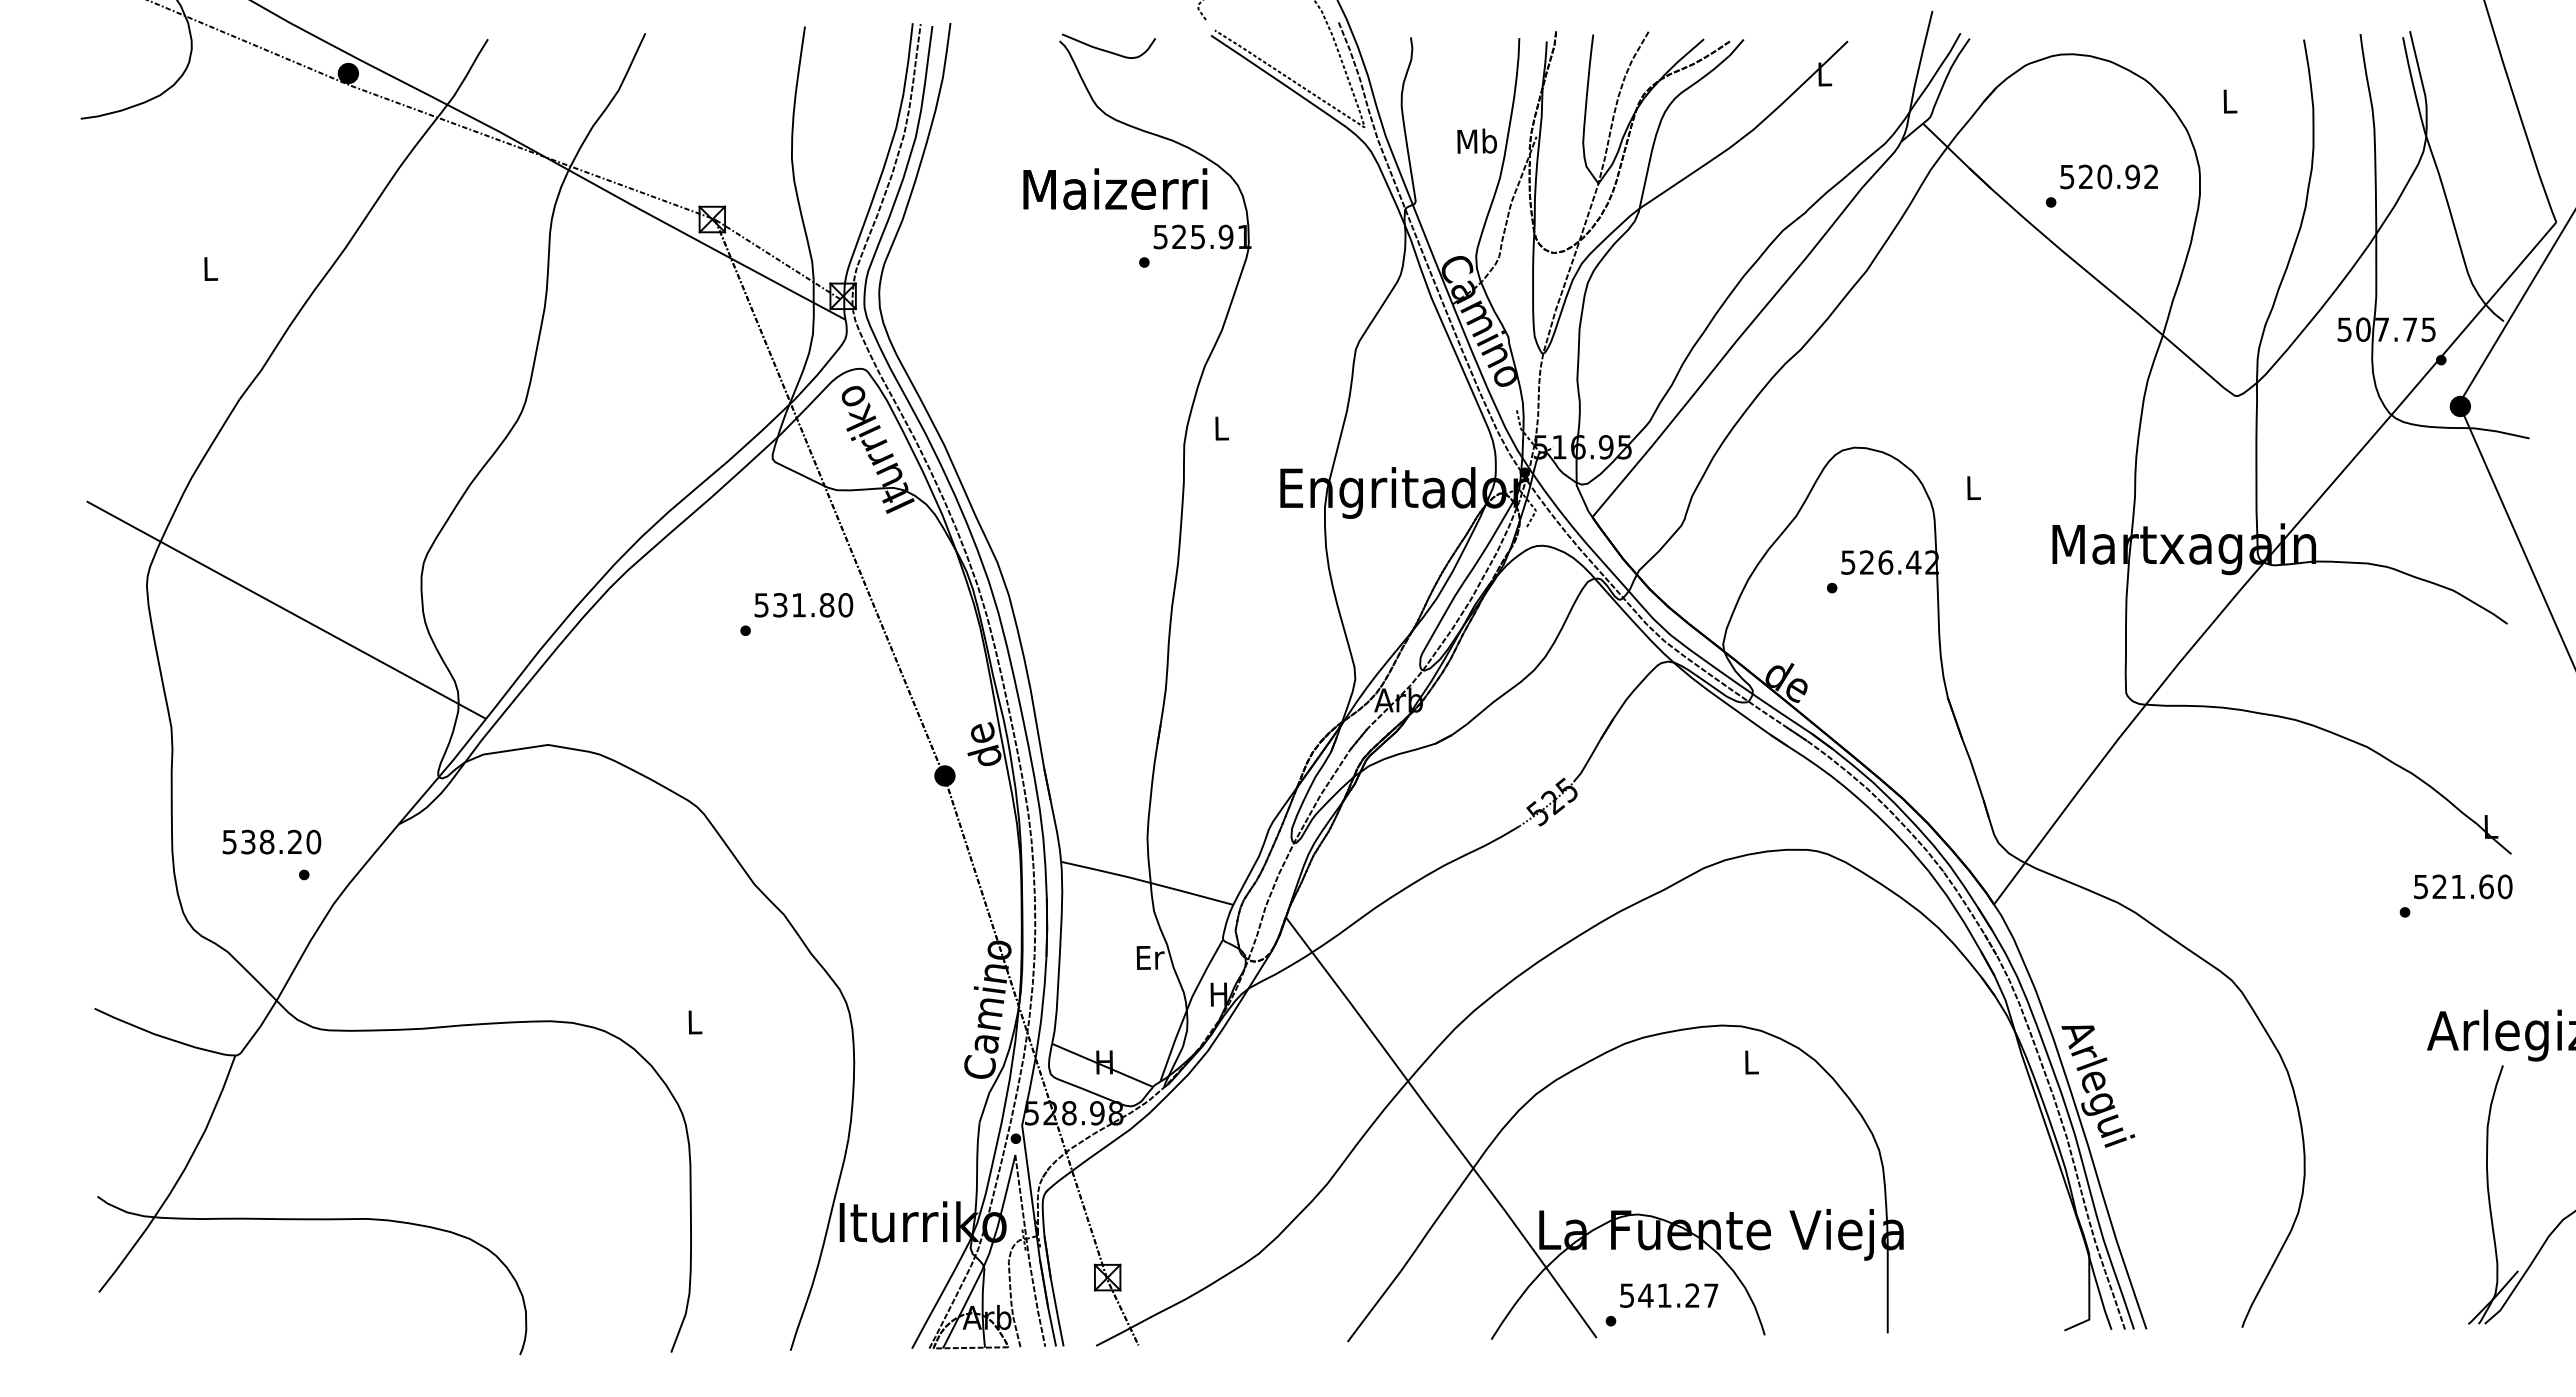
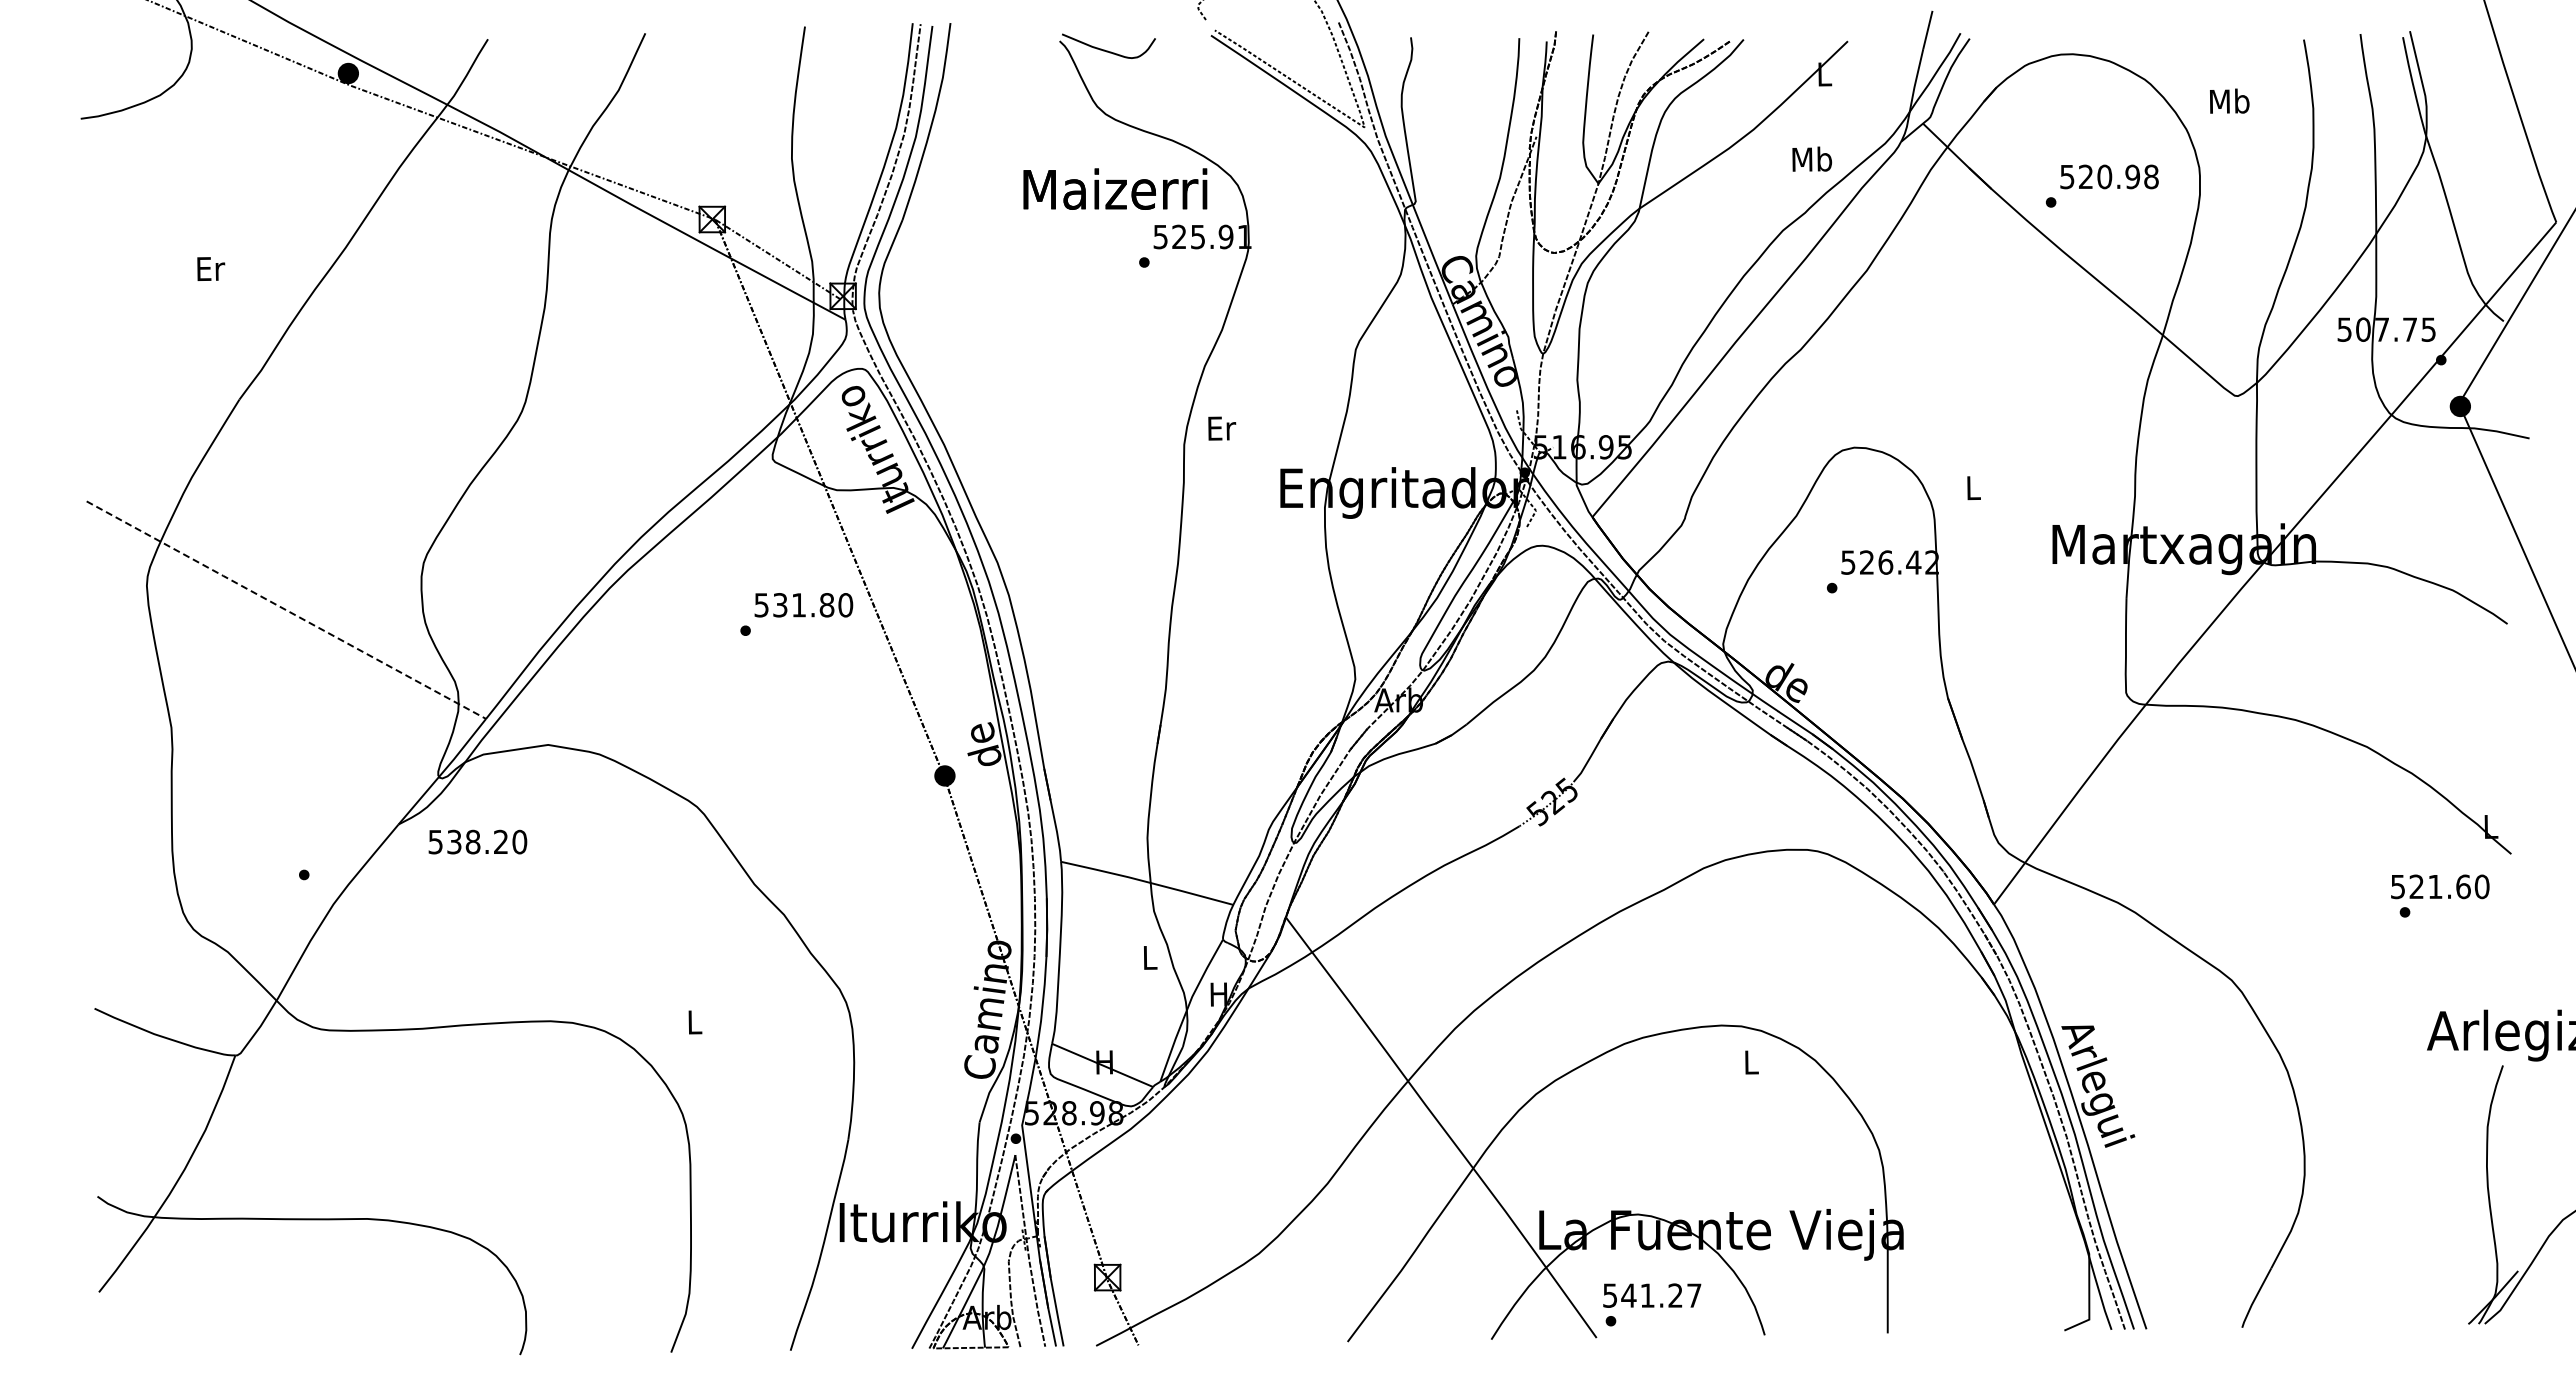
text: L -> Mb (2229, 100)
text position: (1477, 140) -> (1812, 158) (1812, 158)
text: 520.92 -> 520.98 (2151, 176)
text: L -> Er (211, 268)
text: L -> Er (1222, 428)
line: solid -> dashed (286, 610)
text position: (271, 841) -> (477, 841) (477, 841)
text position: (2463, 886) -> (2440, 886) (2440, 886)
text: Er -> L (1150, 957)
text position: (1669, 1295) -> (1652, 1295) (1652, 1295)
